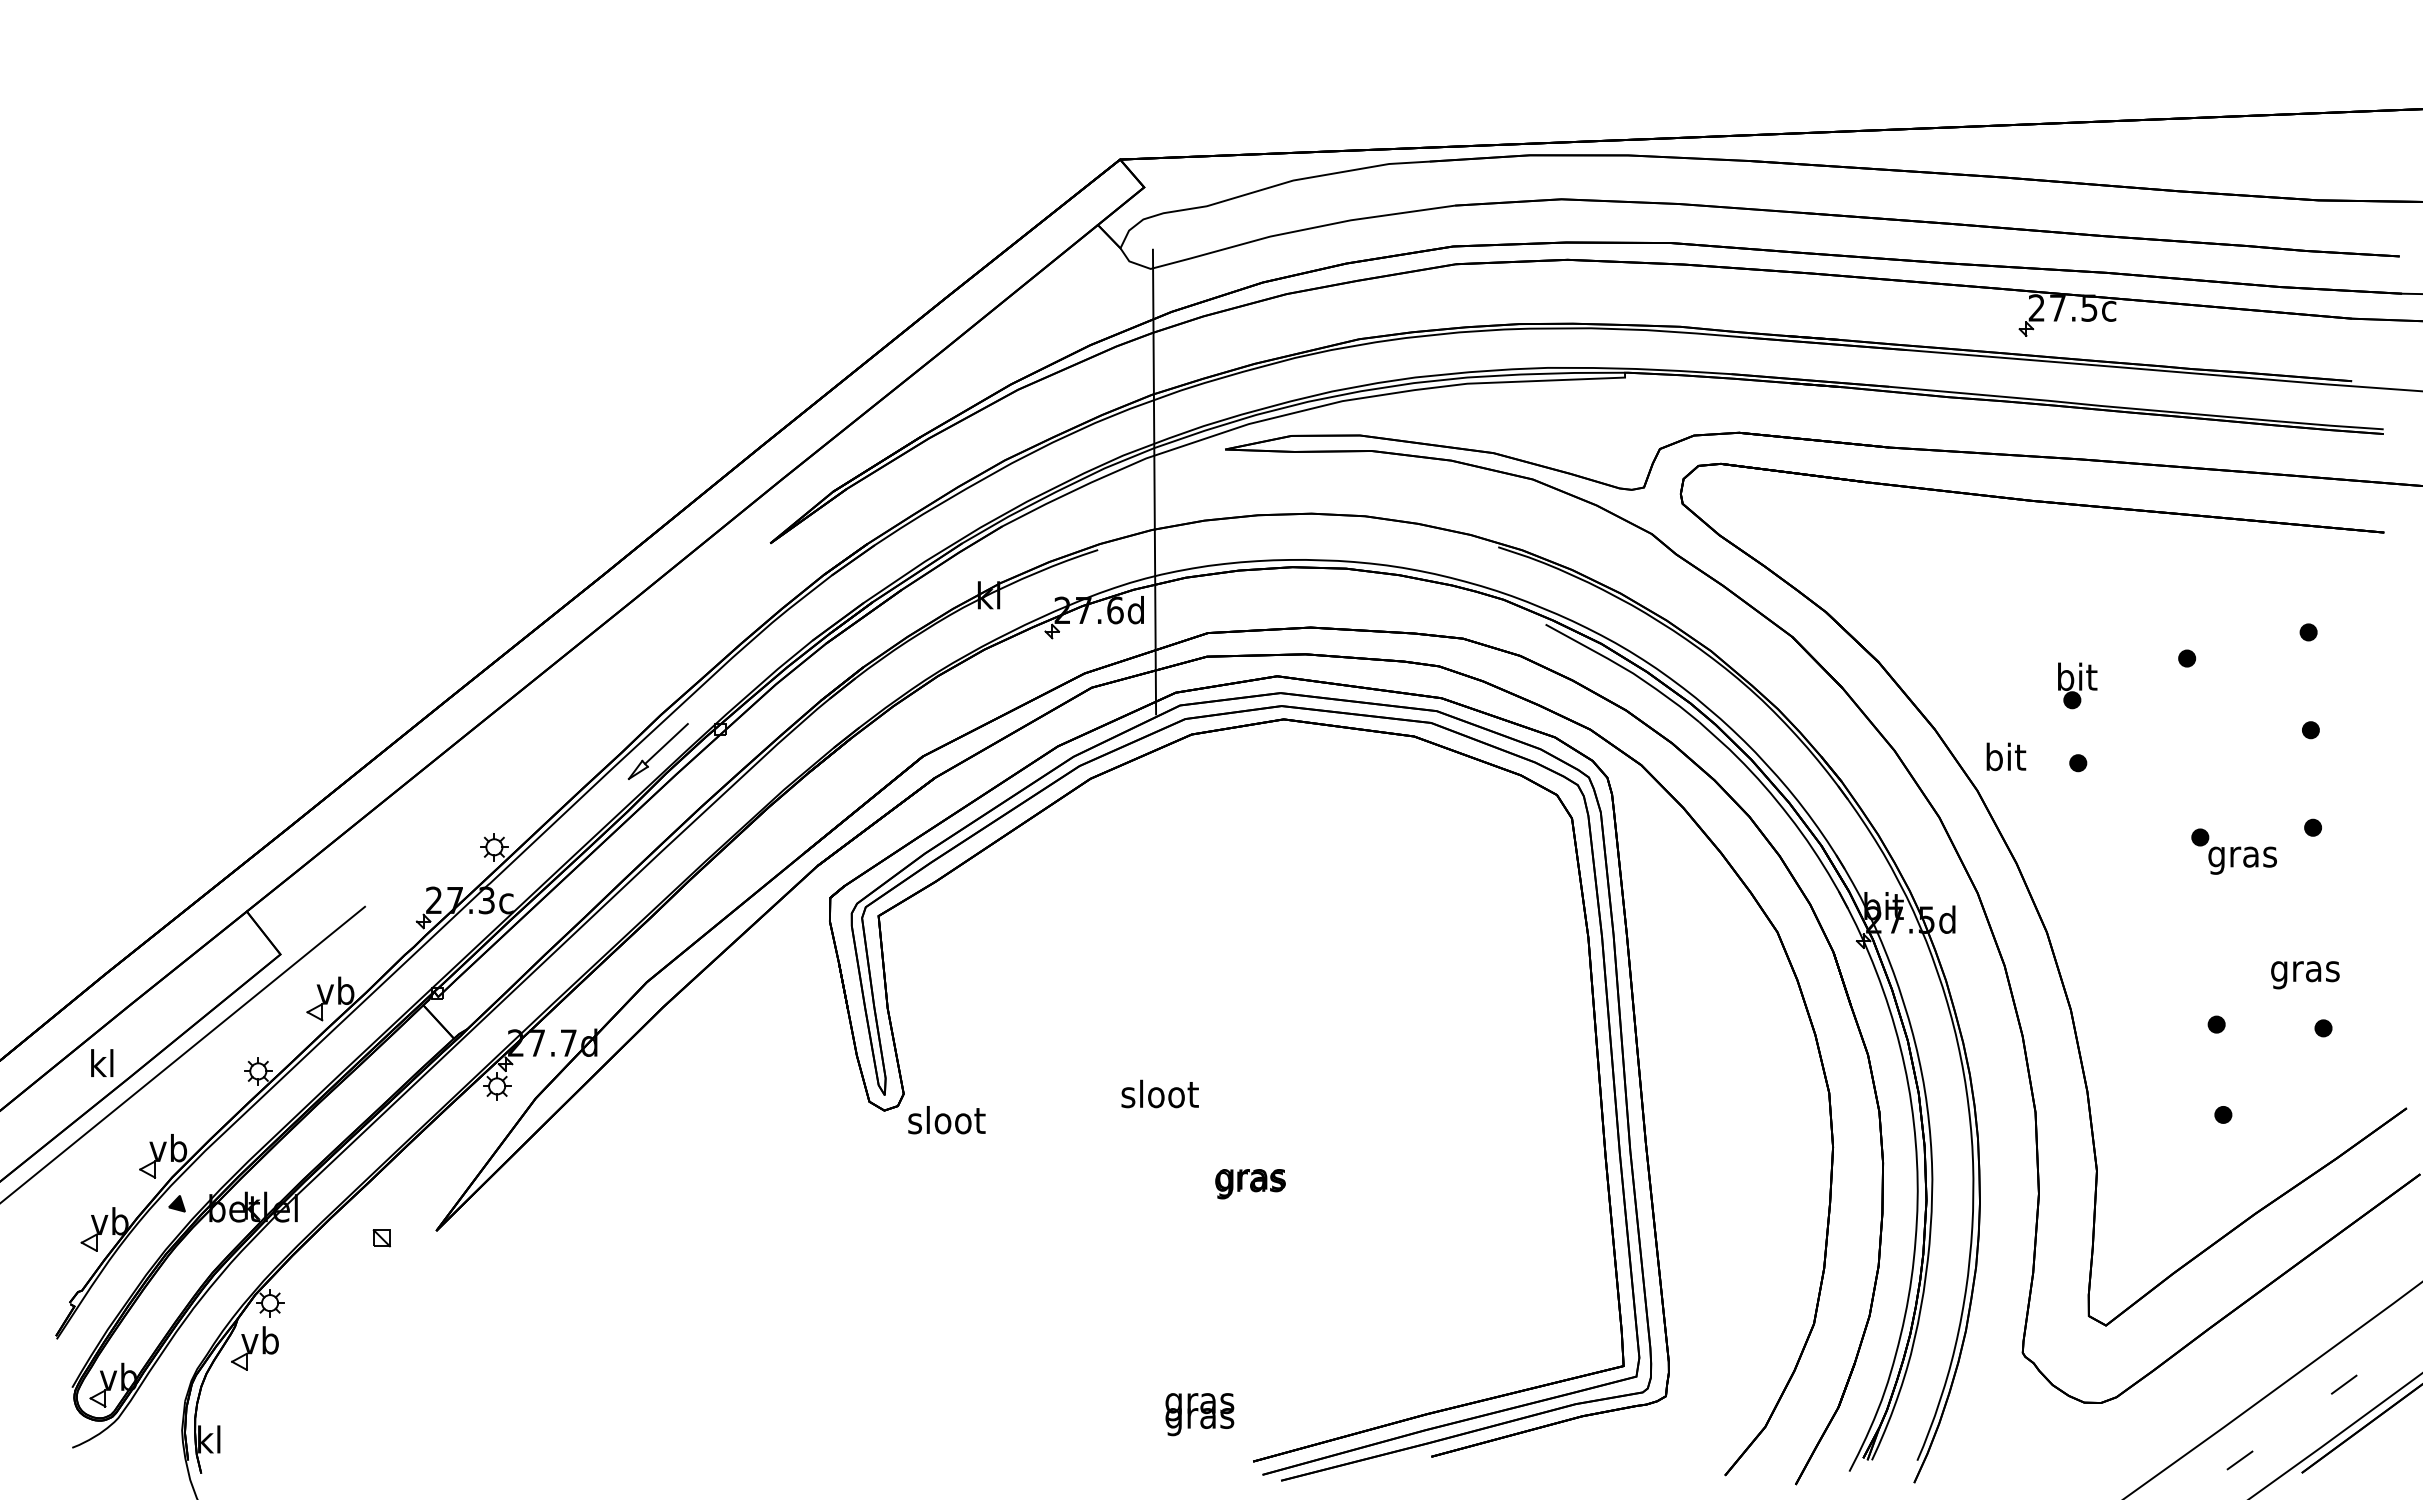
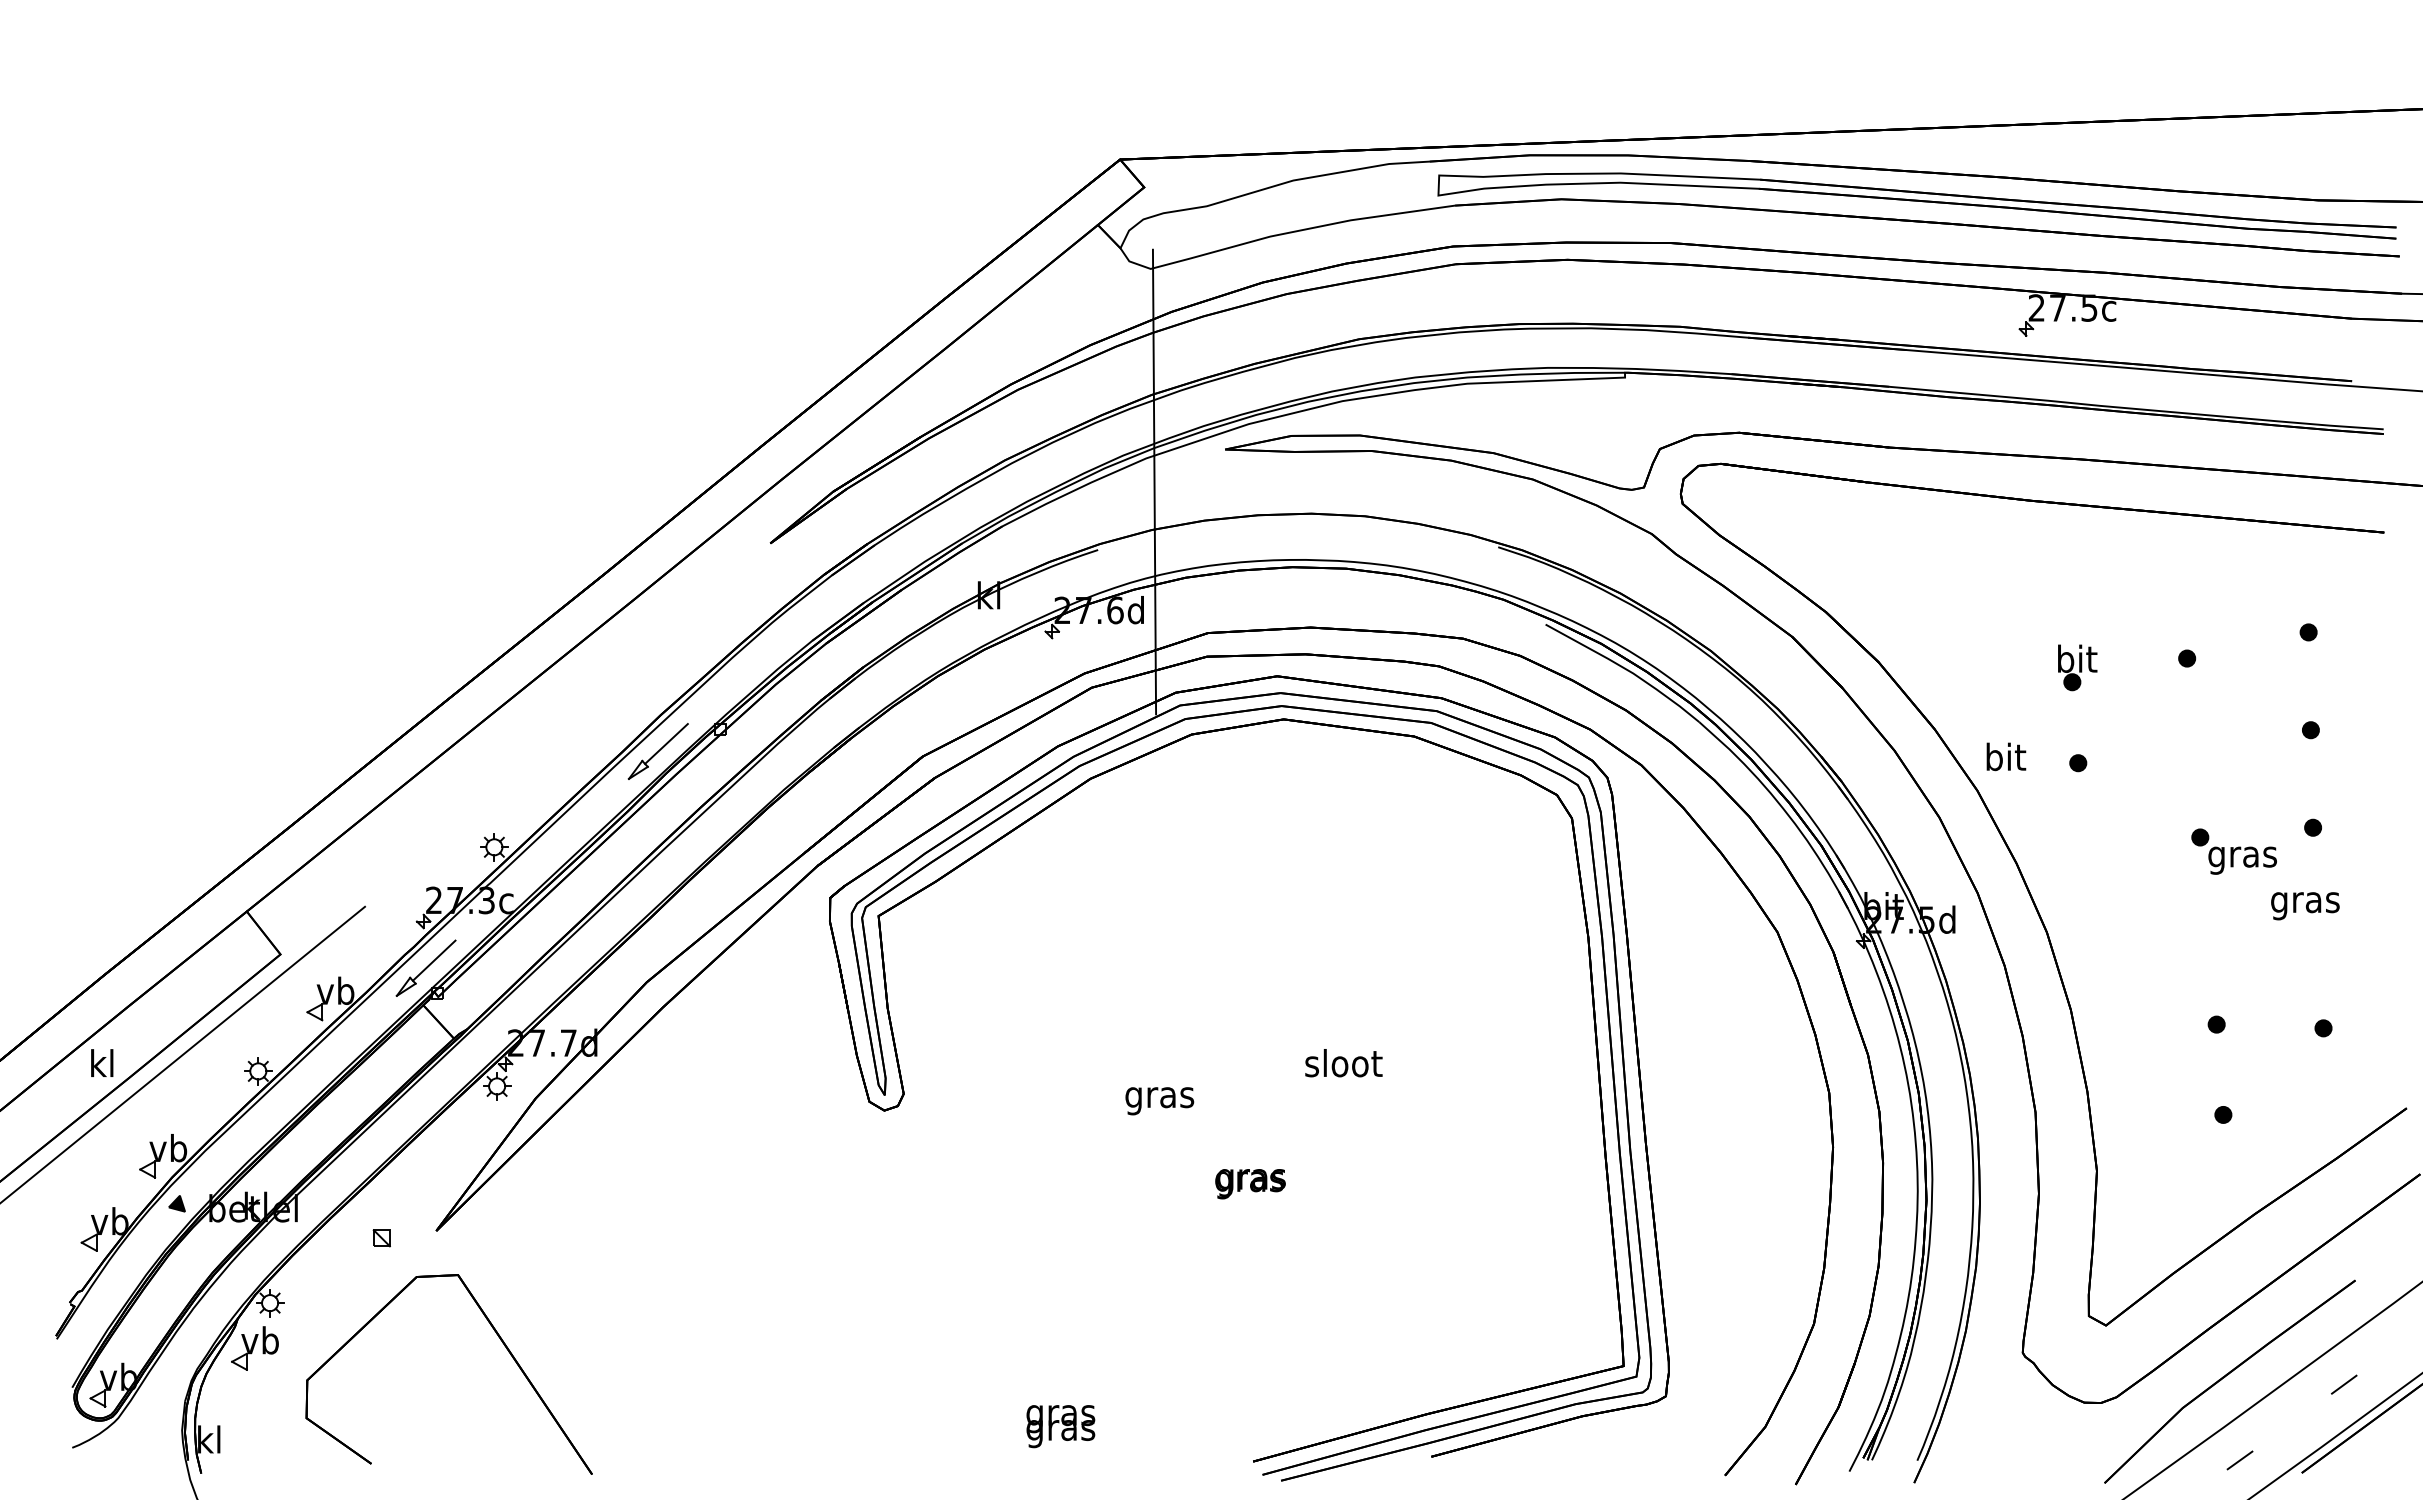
part: none -> present (1916, 205)
part position: (2077, 685) -> (2077, 667) (2077, 667)
part: none -> present (425, 967)
text position: (2305, 975) -> (2305, 906) (2305, 906)
text: sloot -> gras (1159, 1097)
text position: (946, 1120) -> (1343, 1063) (1343, 1063)
part: none -> present (500, 1340)
part: none -> present (2229, 1381)
text position: (1199, 1414) -> (1060, 1426) (1060, 1426)
